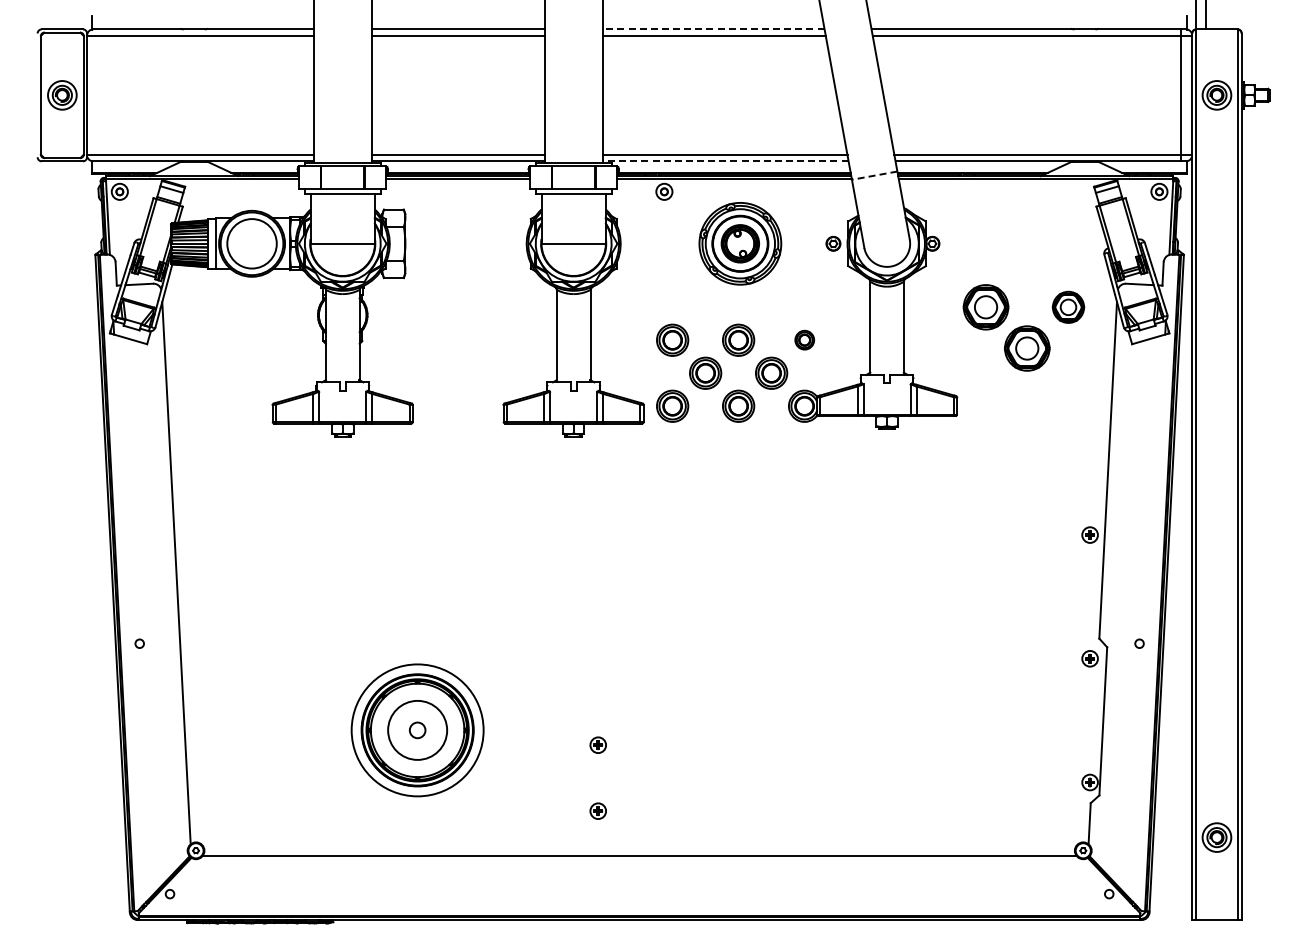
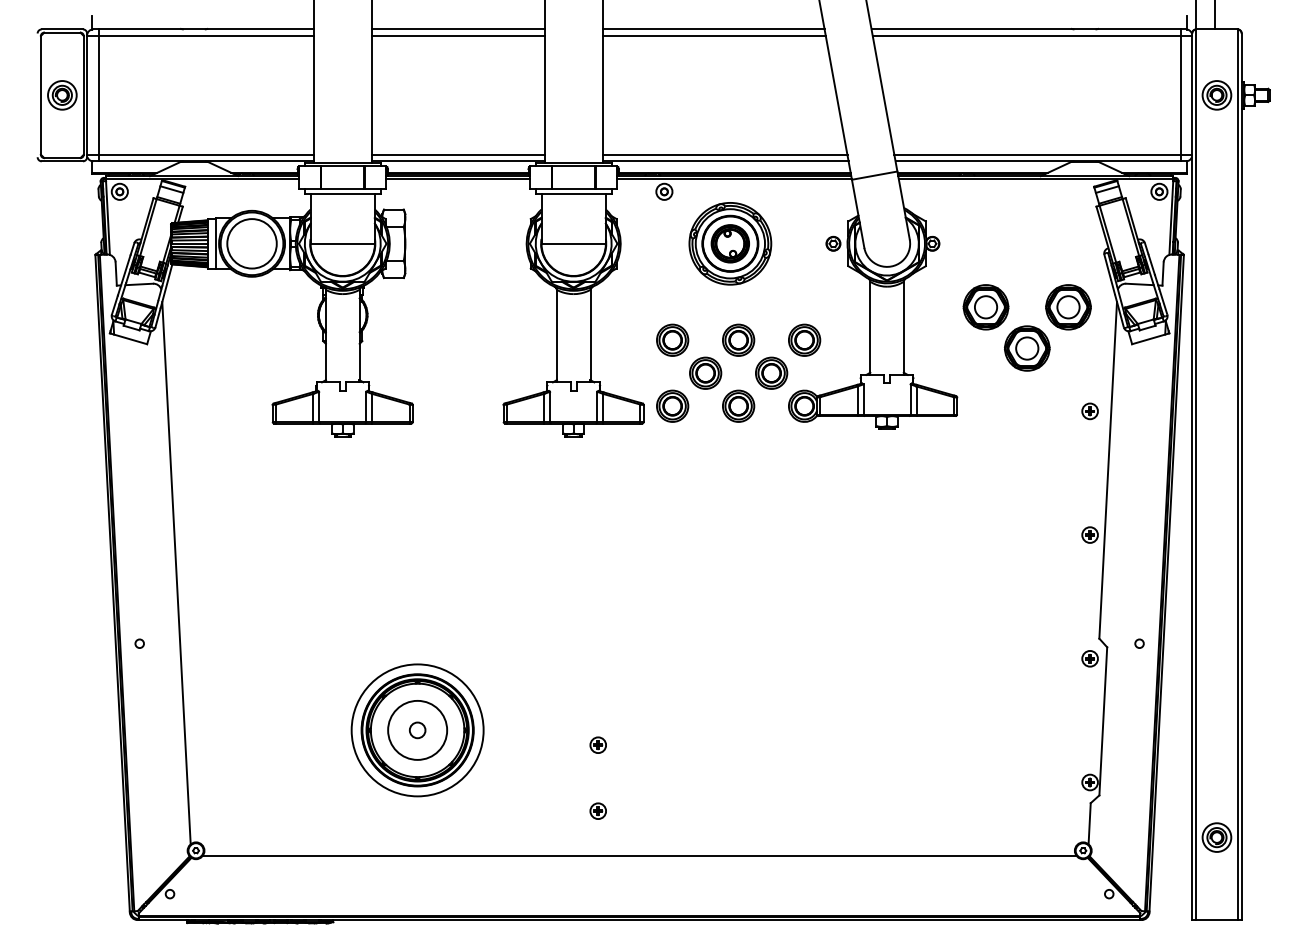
line position: (1206, 15) -> (1215, 15) (1215, 15)
line: dashed -> solid (713, 29)
line: none -> present (98, 95)
line: dashed -> solid (725, 161)
line: dashed -> solid (874, 175)
part position: (740, 243) -> (730, 243) (730, 243)
part size: 35x34 px -> 47x47 px (1068, 307)
part size: 21x22 px -> 34x34 px (804, 339)
part: none -> present (1089, 411)
